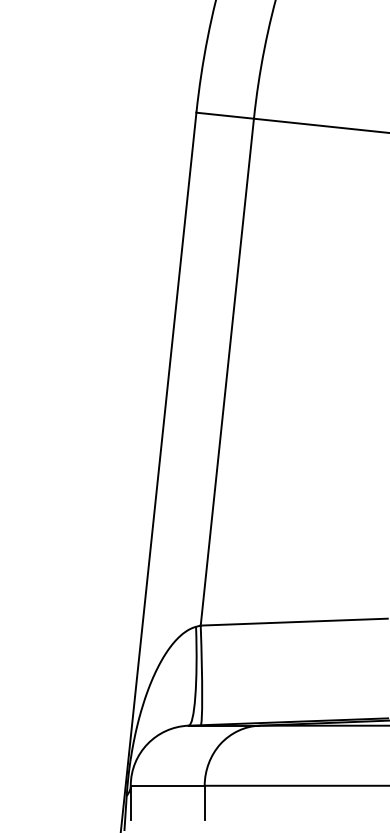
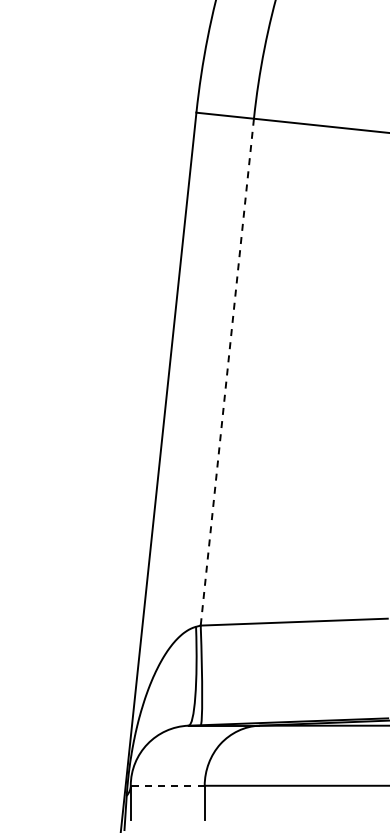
line: solid -> dashed (227, 372)
line: solid -> dashed (167, 785)
